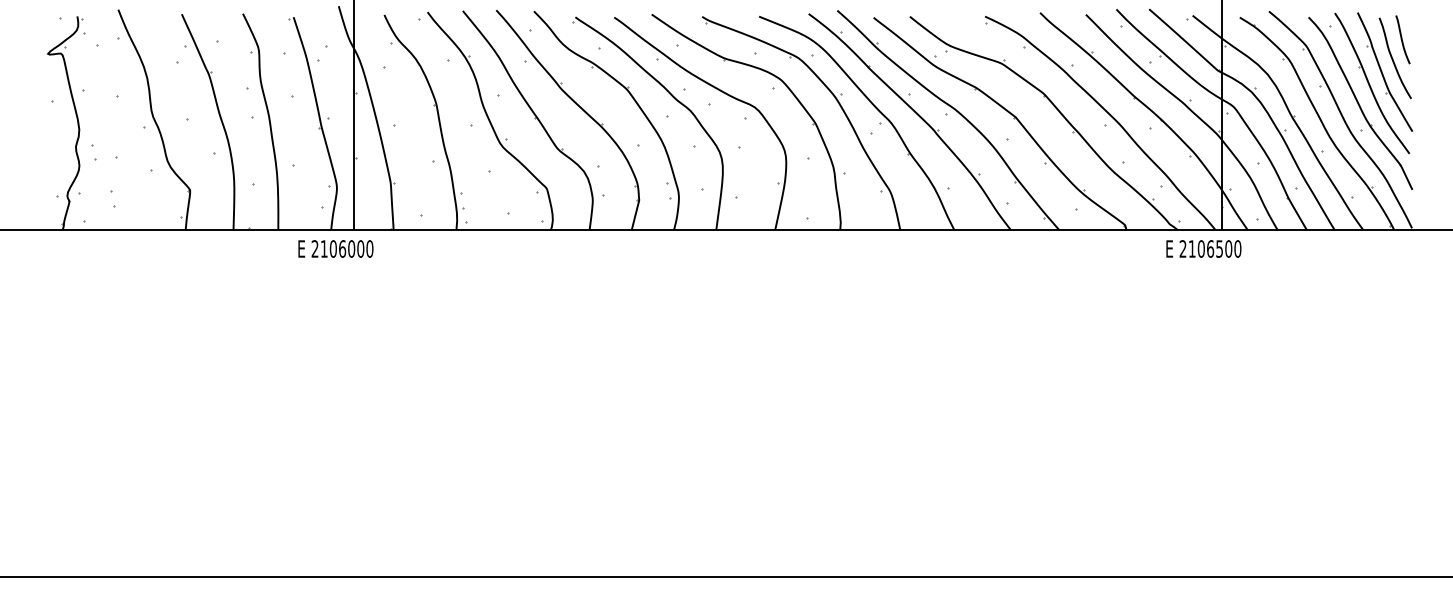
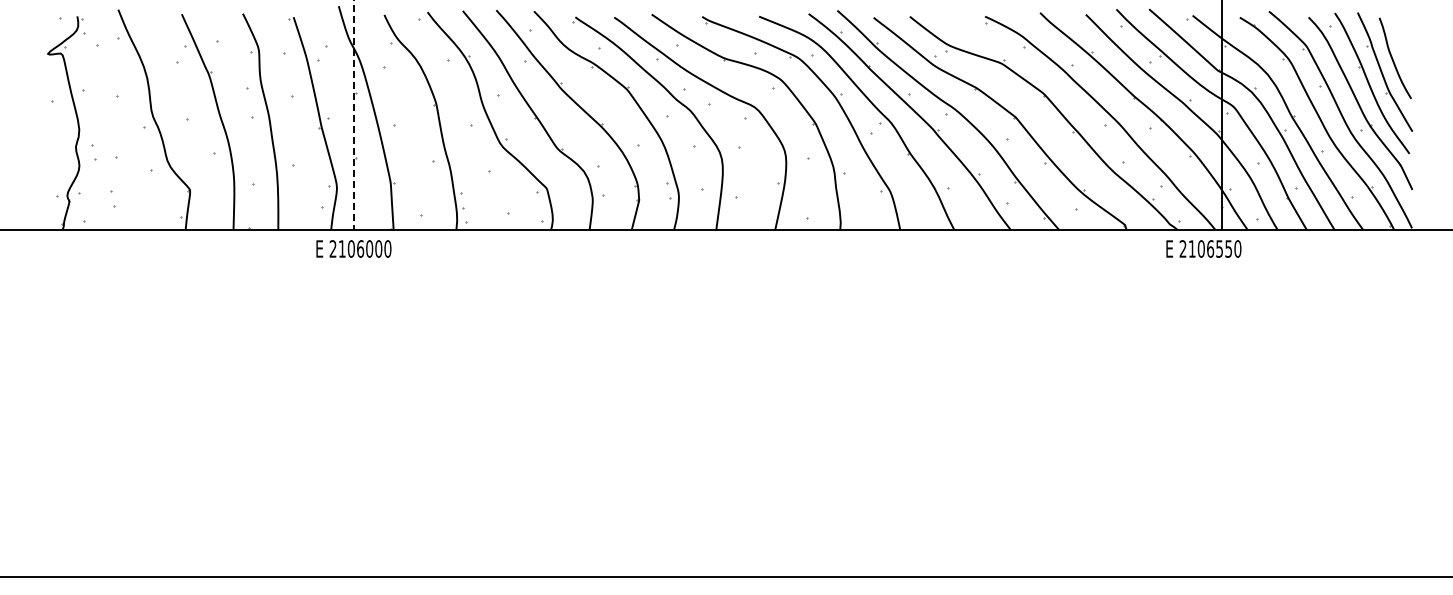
curve: present -> none (1402, 39)
line: solid -> dashed (353, 115)
text position: (335, 248) -> (353, 248) (353, 248)
text: 2106500 -> 2106550 (1228, 248)
